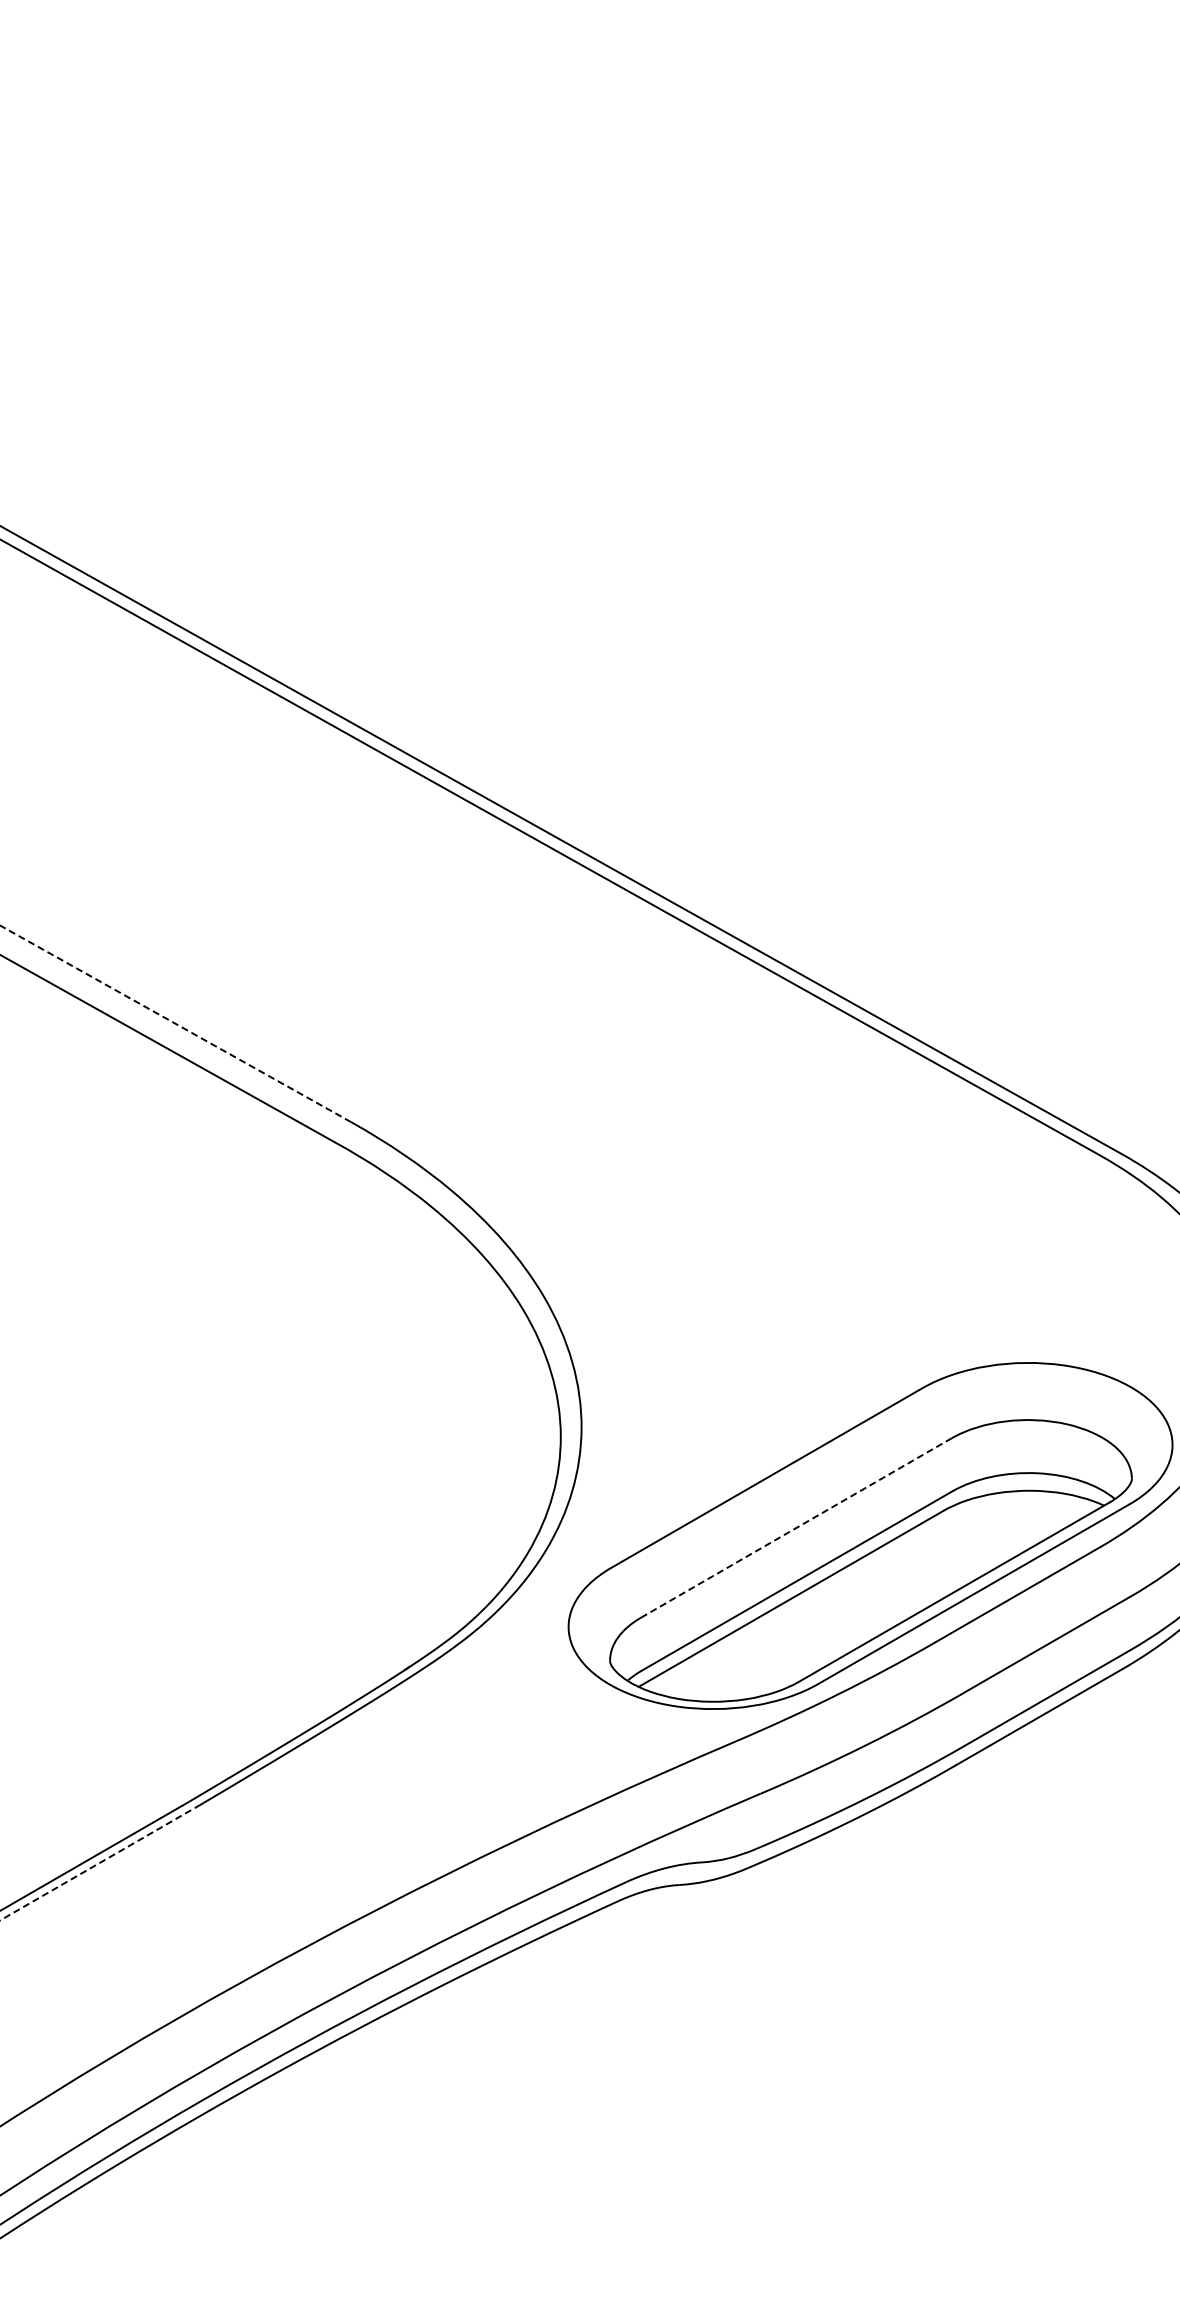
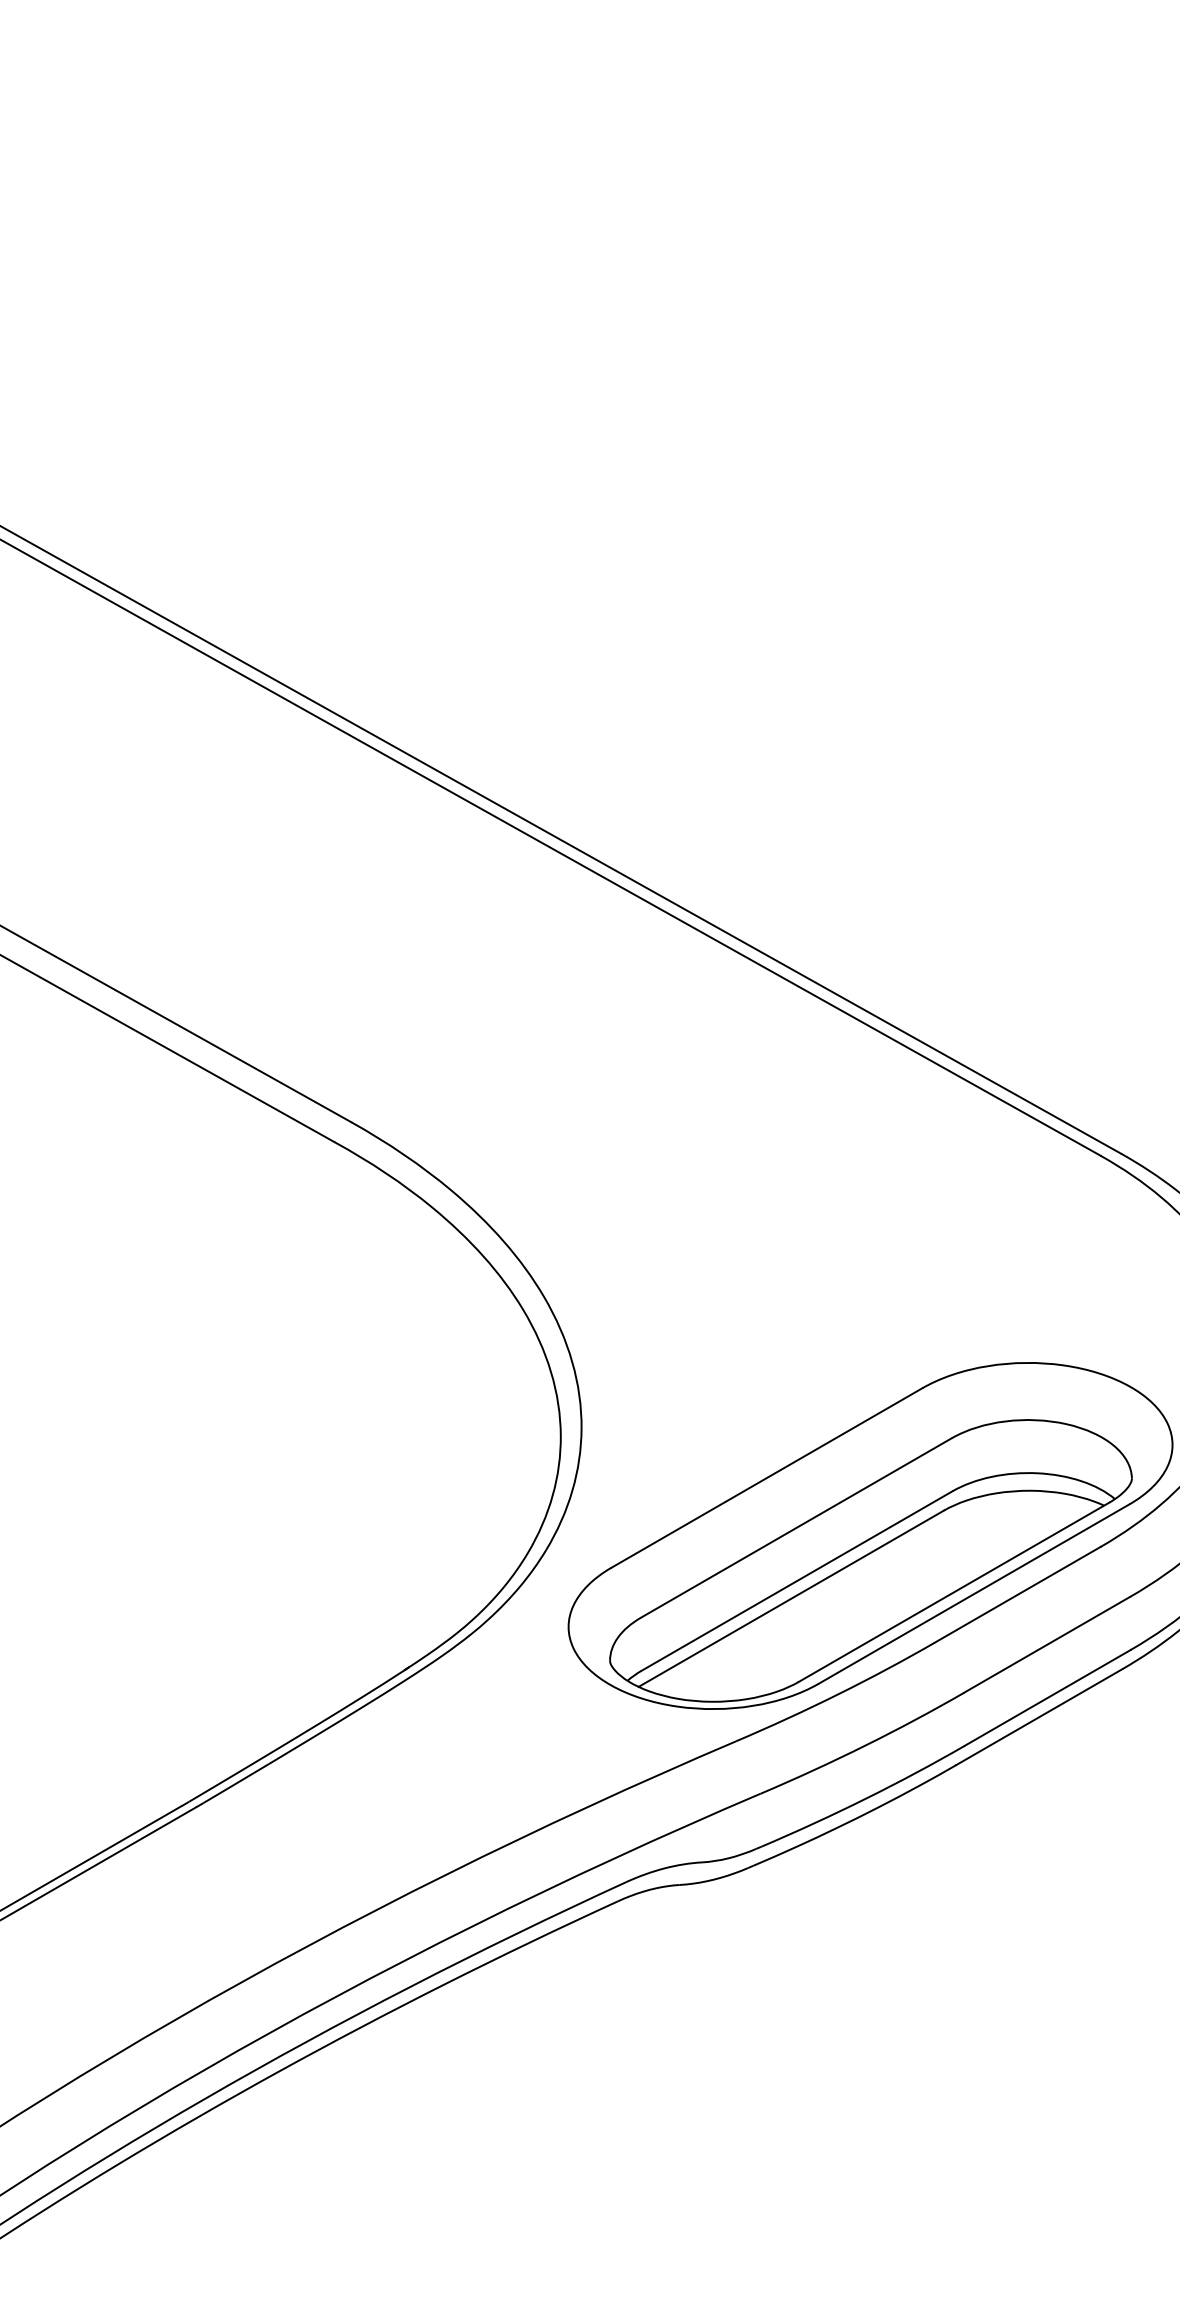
line: dashed -> solid (175, 1023)
line: dashed -> solid (796, 1527)
line: dashed -> solid (98, 1863)
